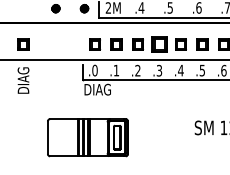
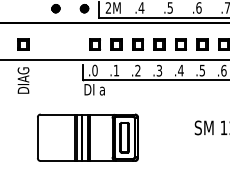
part size: 17x17 px -> 13x13 px (159, 44)
text: DIAG -> DI a (102, 89)
part size: 82x40 px -> 102x49 px (87, 137)
